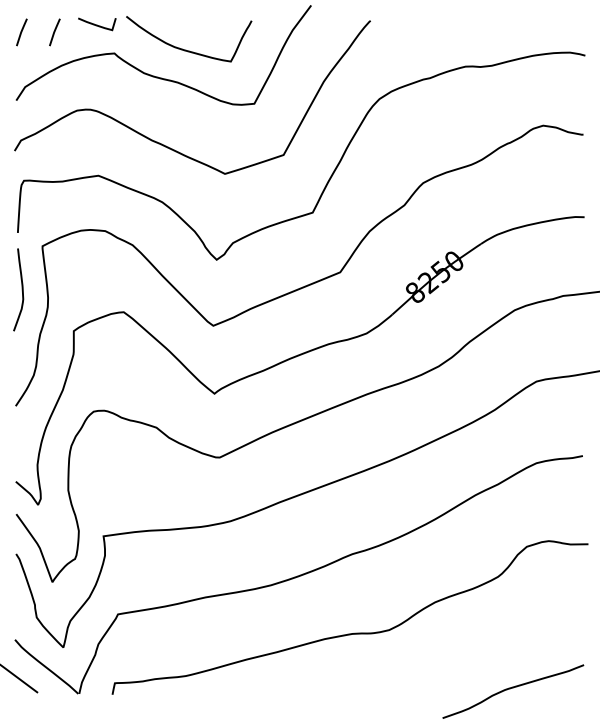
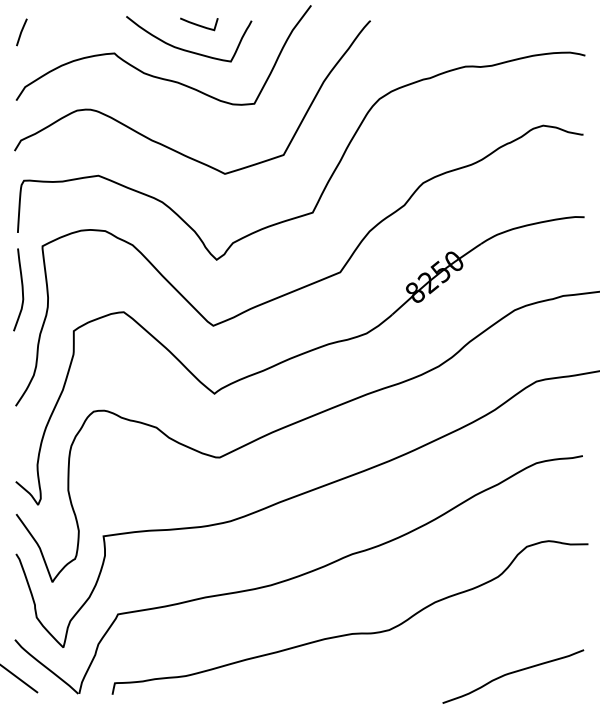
curve position: (97, 24) -> (199, 24) (199, 24)
line: present -> none (54, 32)
curve position: (513, 688) -> (513, 673) (513, 673)
